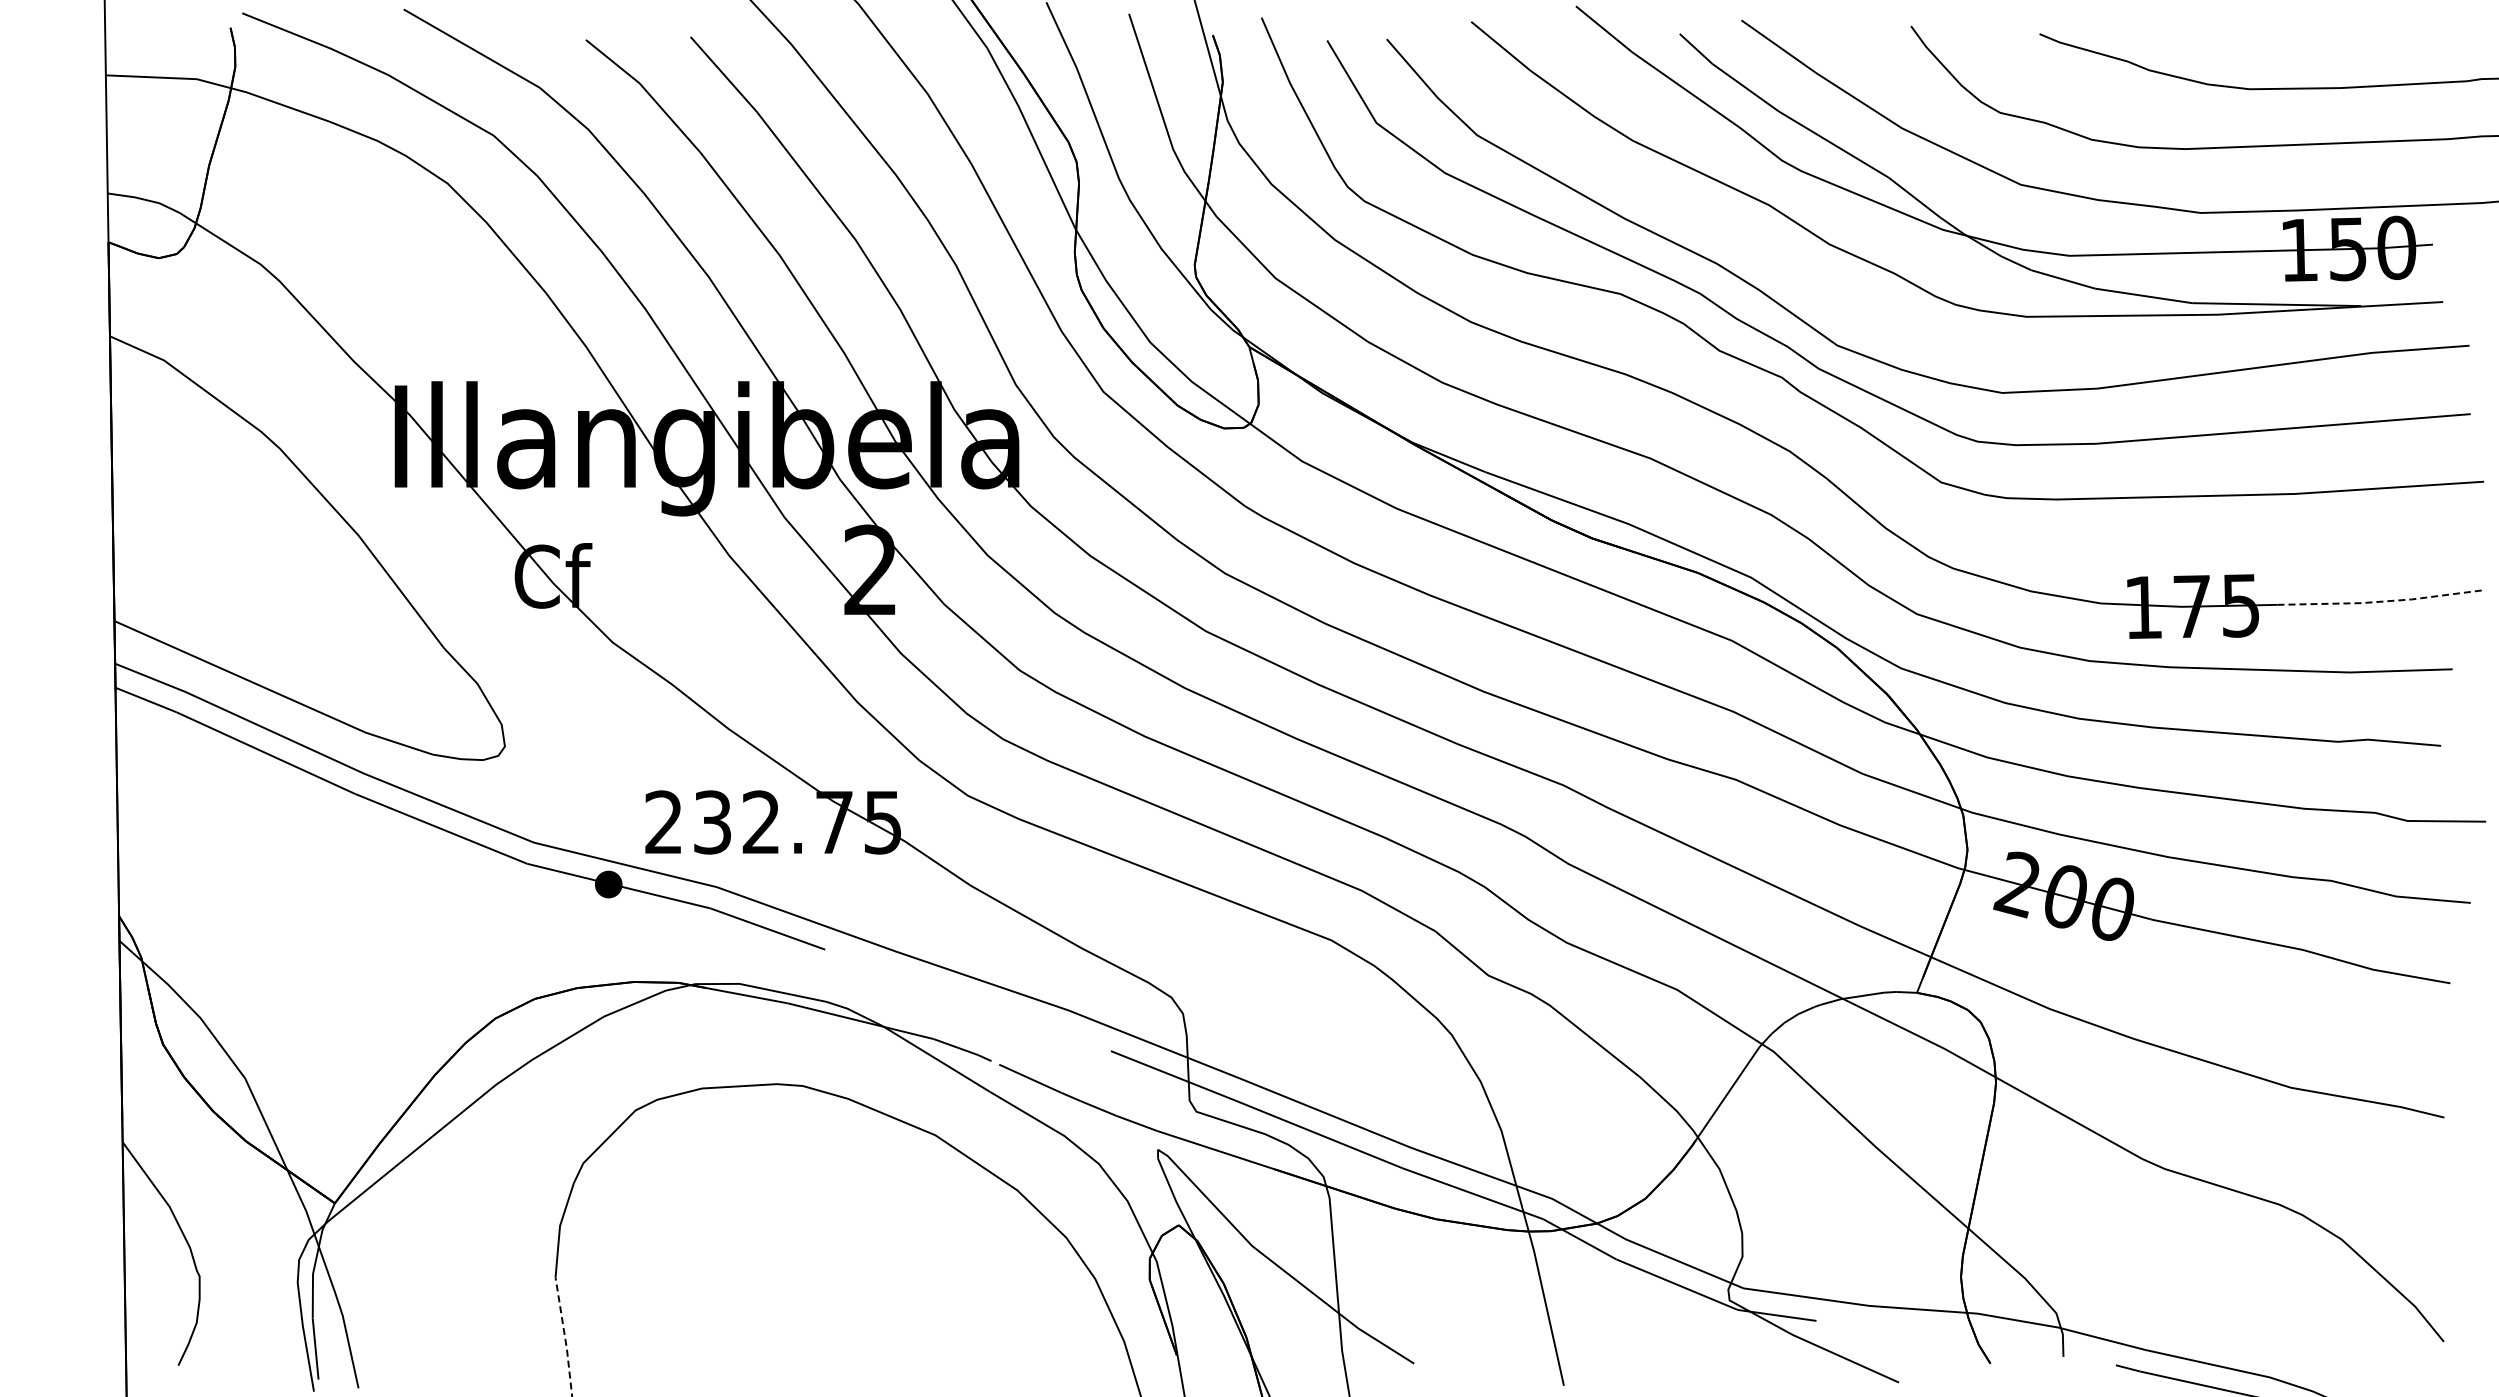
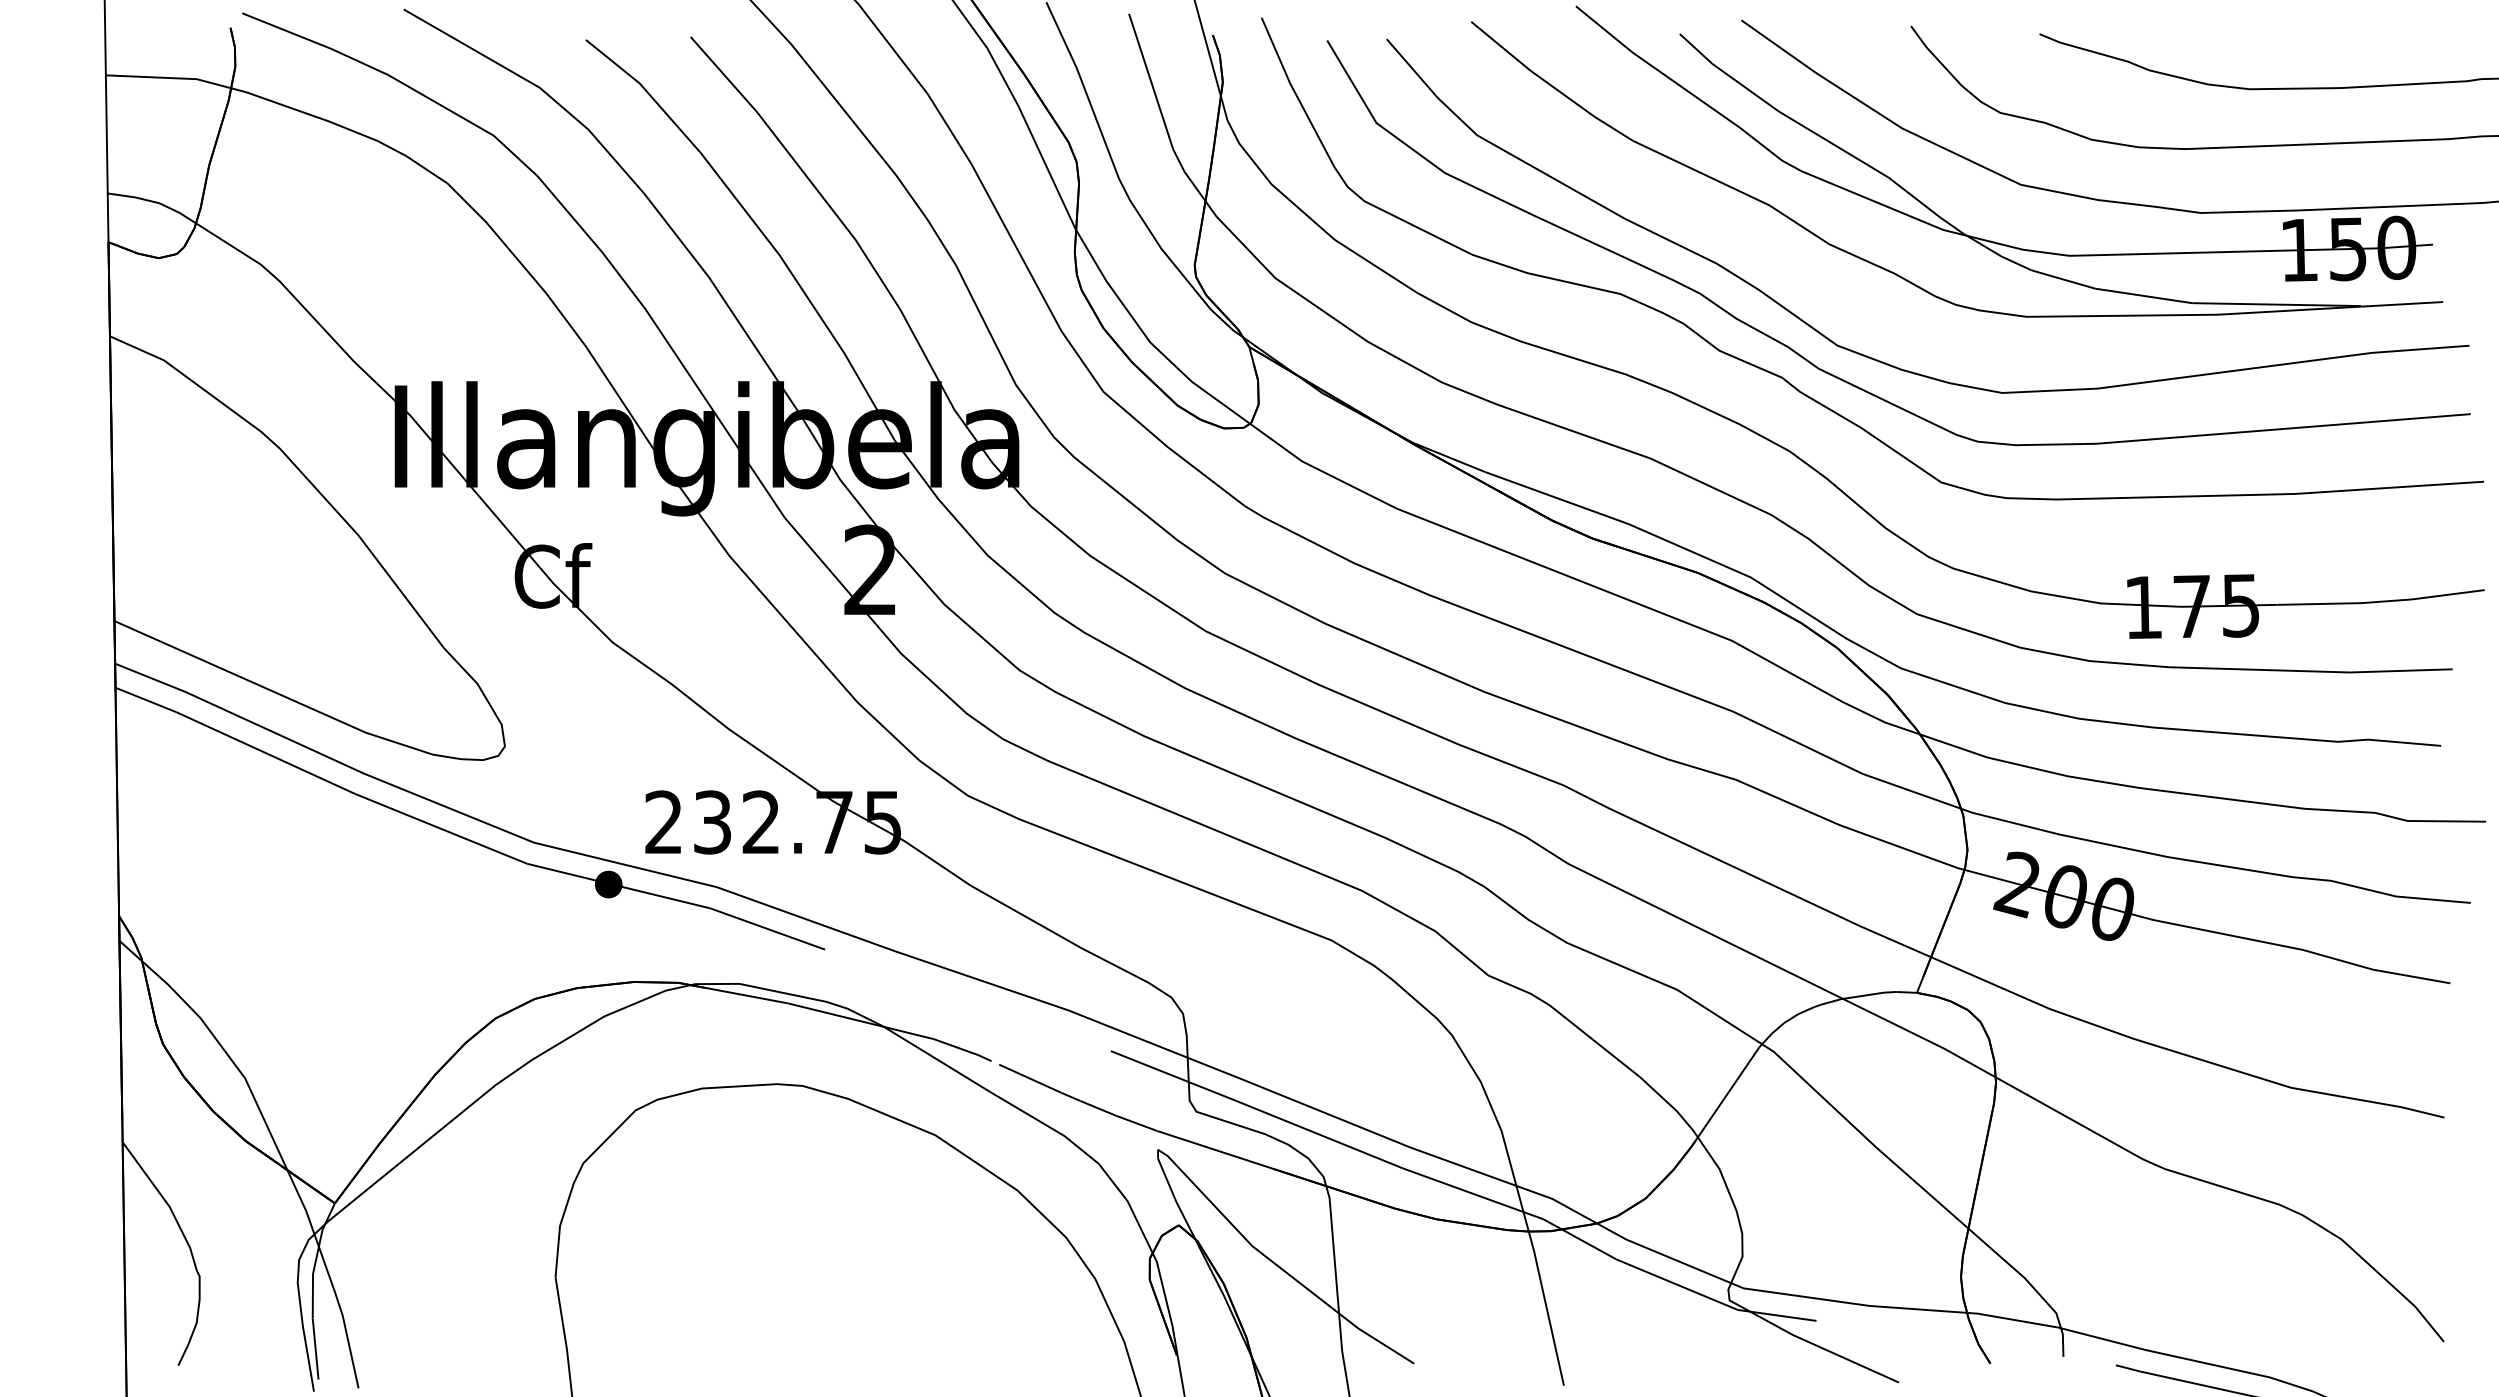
line: dashed -> solid (2381, 601)
line: dashed -> solid (565, 1337)
